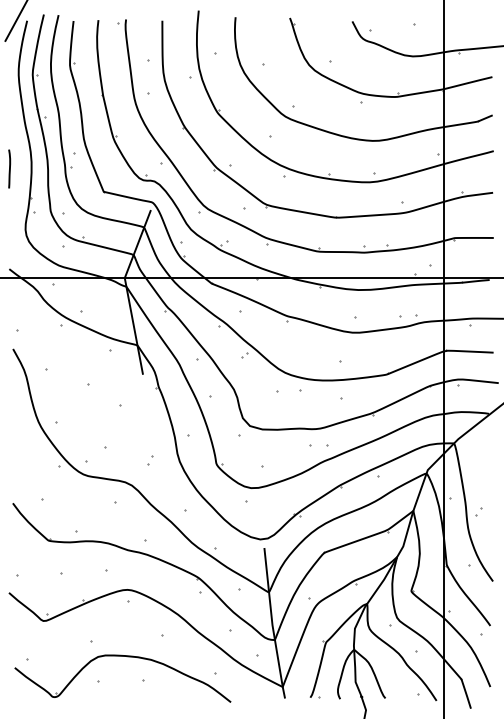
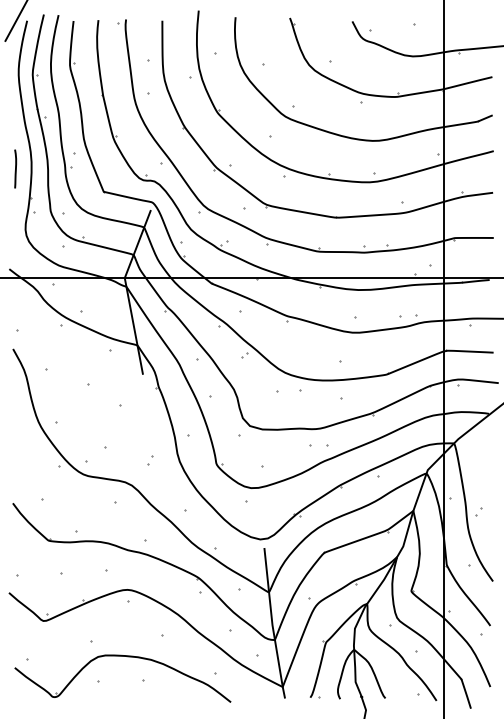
line position: (9, 168) -> (15, 168) (15, 168)
